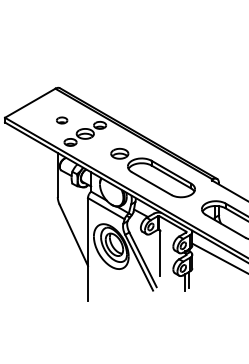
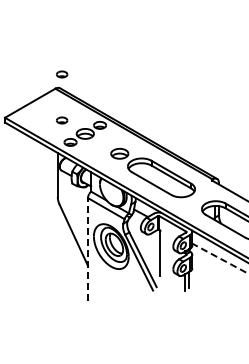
part: none -> present (62, 74)
line: solid -> dashed (88, 249)
line: solid -> dashed (220, 258)
